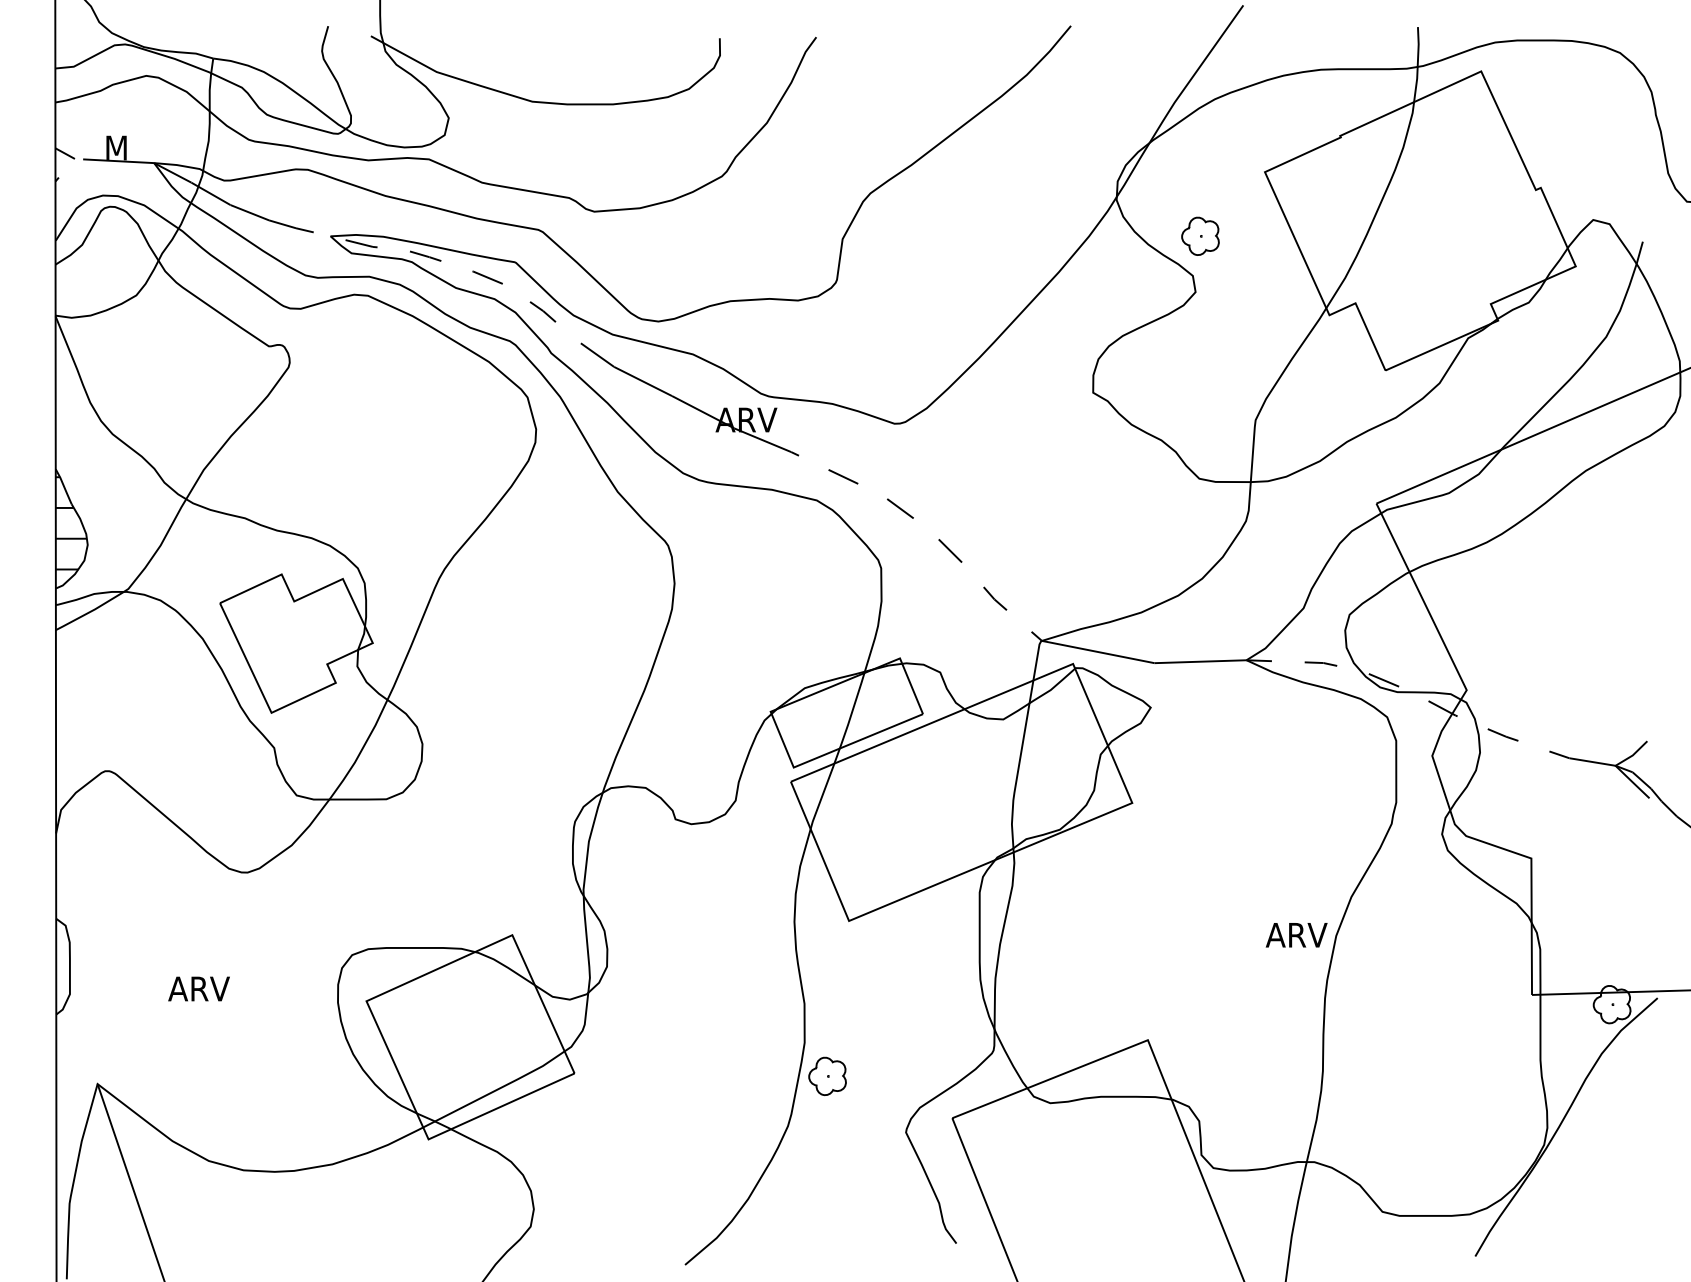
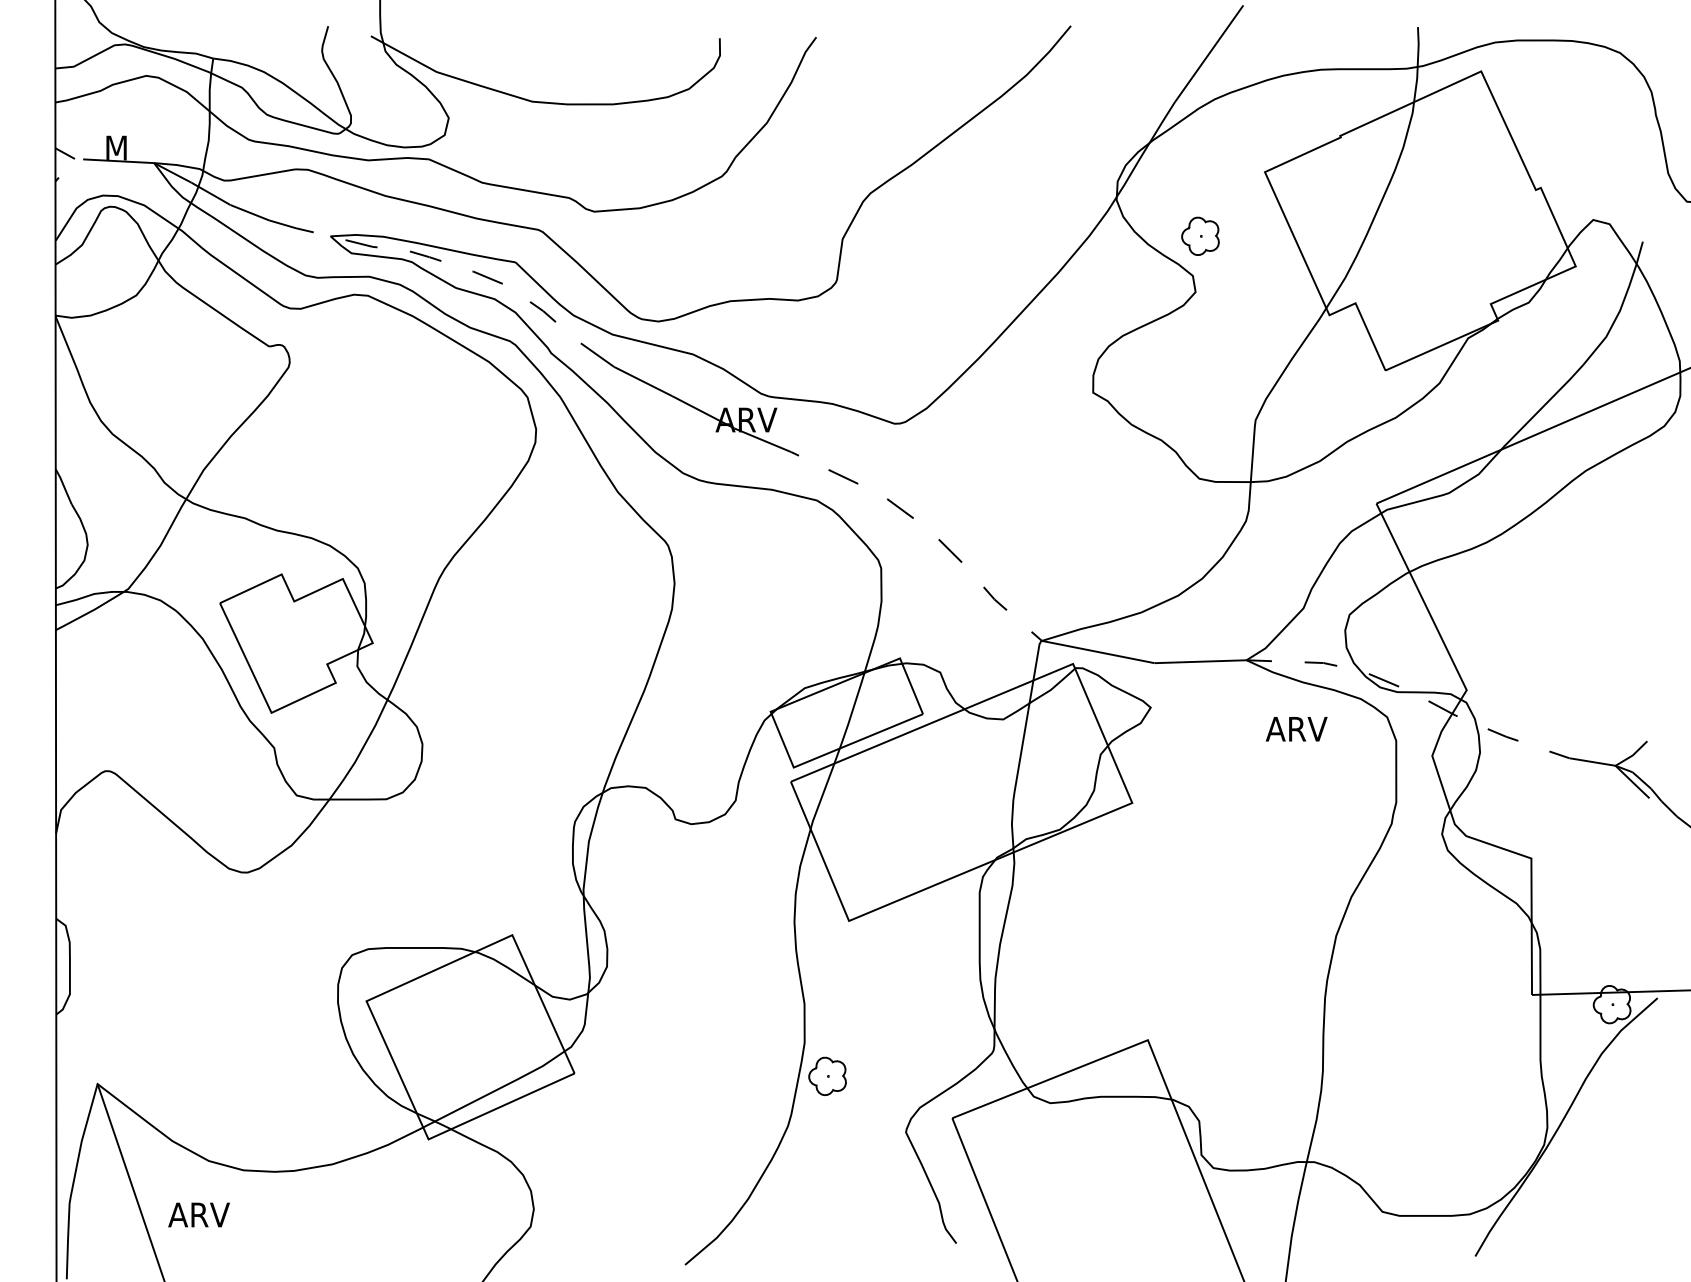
hatch: present -> none (70, 523)
text position: (1296, 935) -> (1296, 729) (1296, 729)
text position: (198, 988) -> (198, 1214) (198, 1214)
